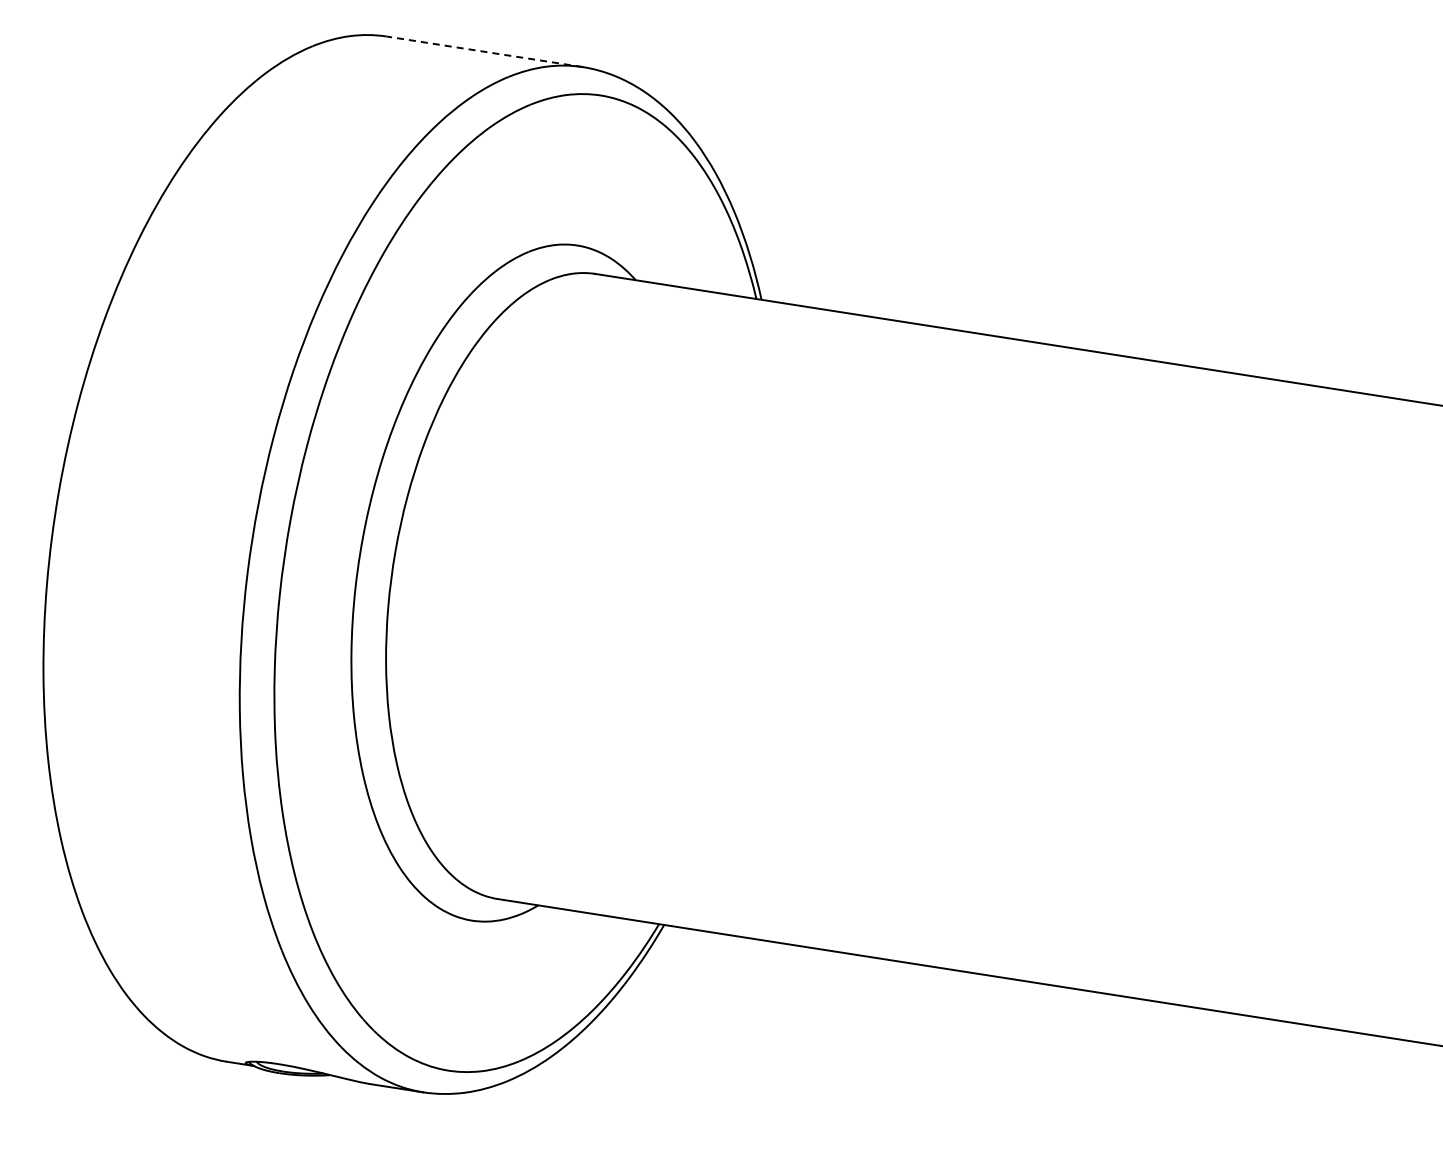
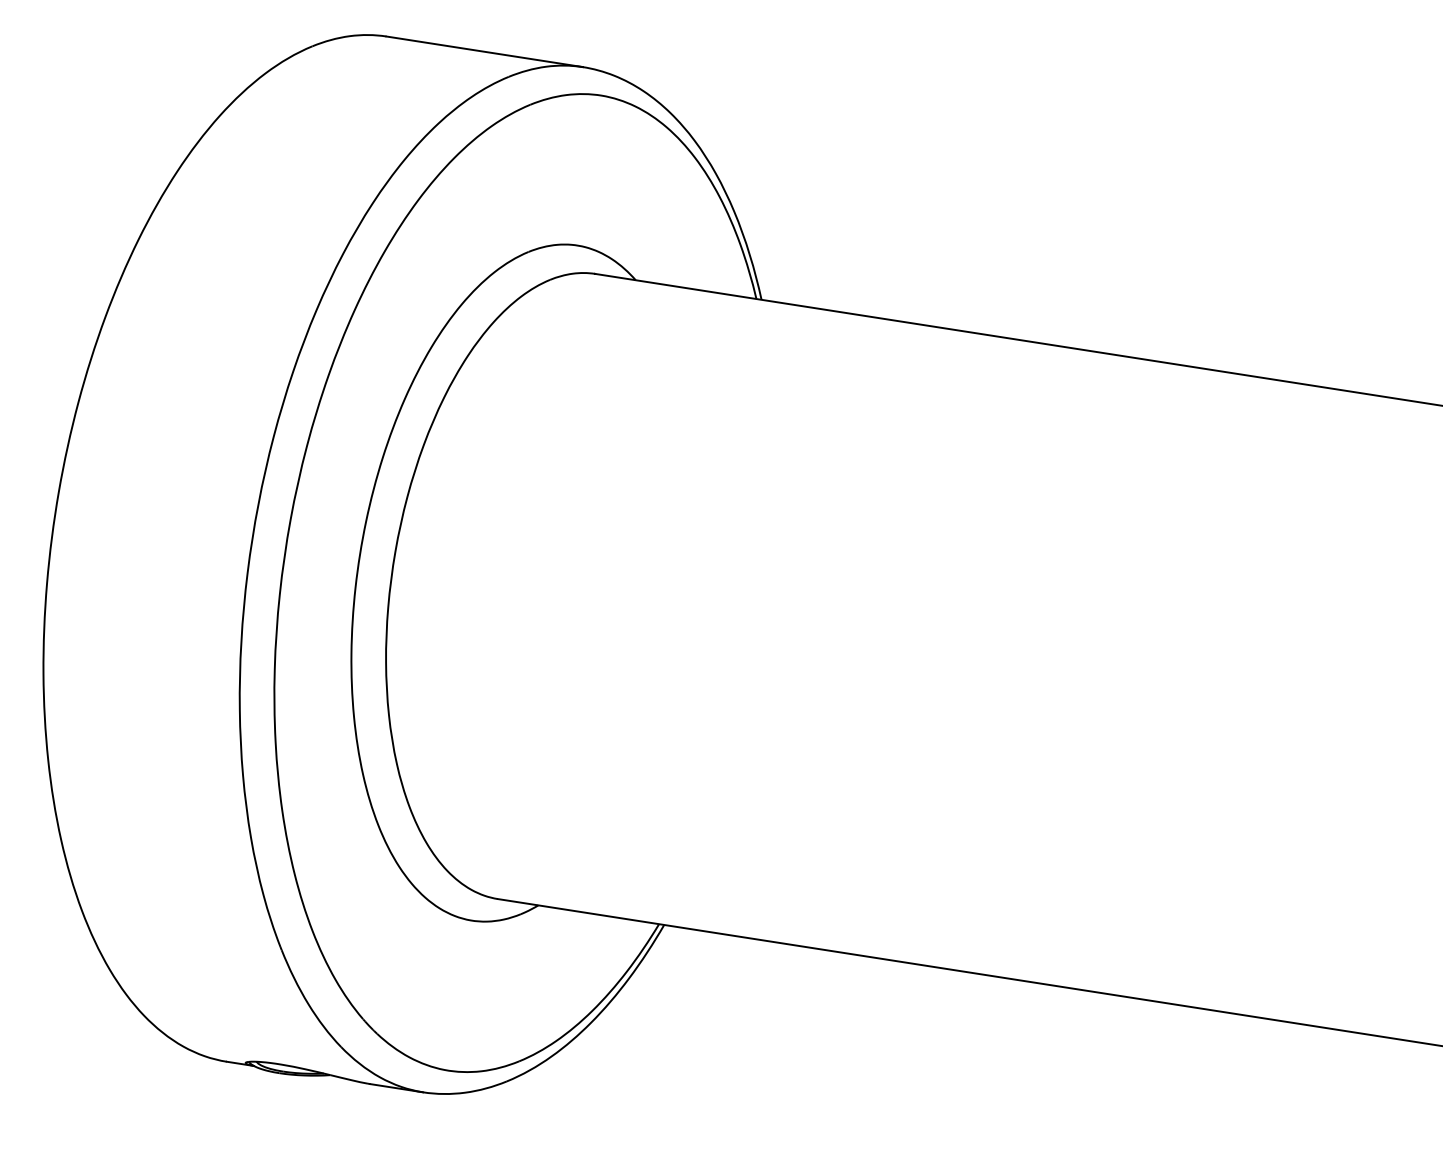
line: dashed -> solid (484, 51)
